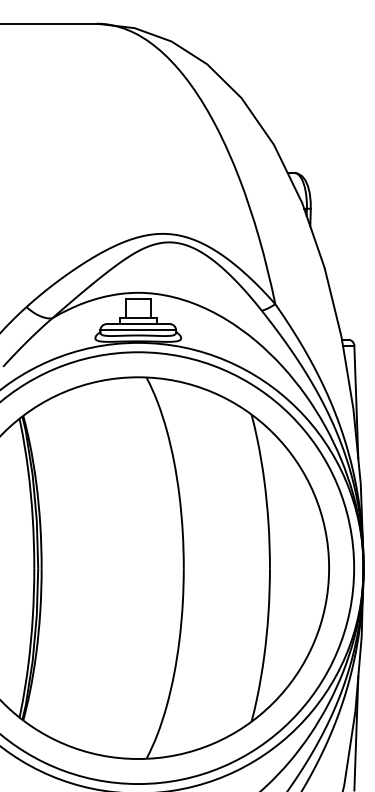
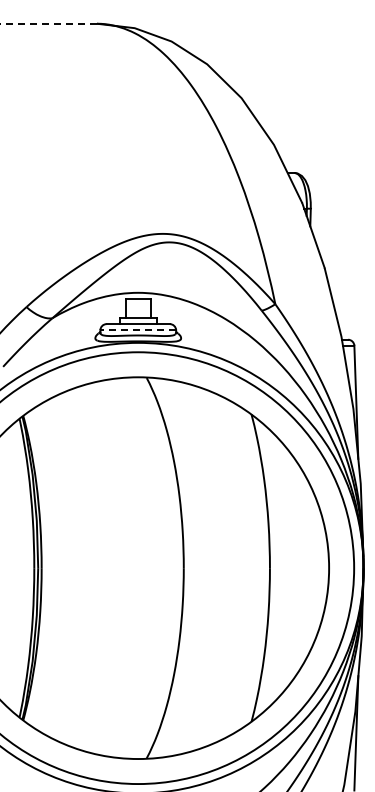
line: solid -> dashed (48, 23)
line: solid -> dashed (138, 330)
